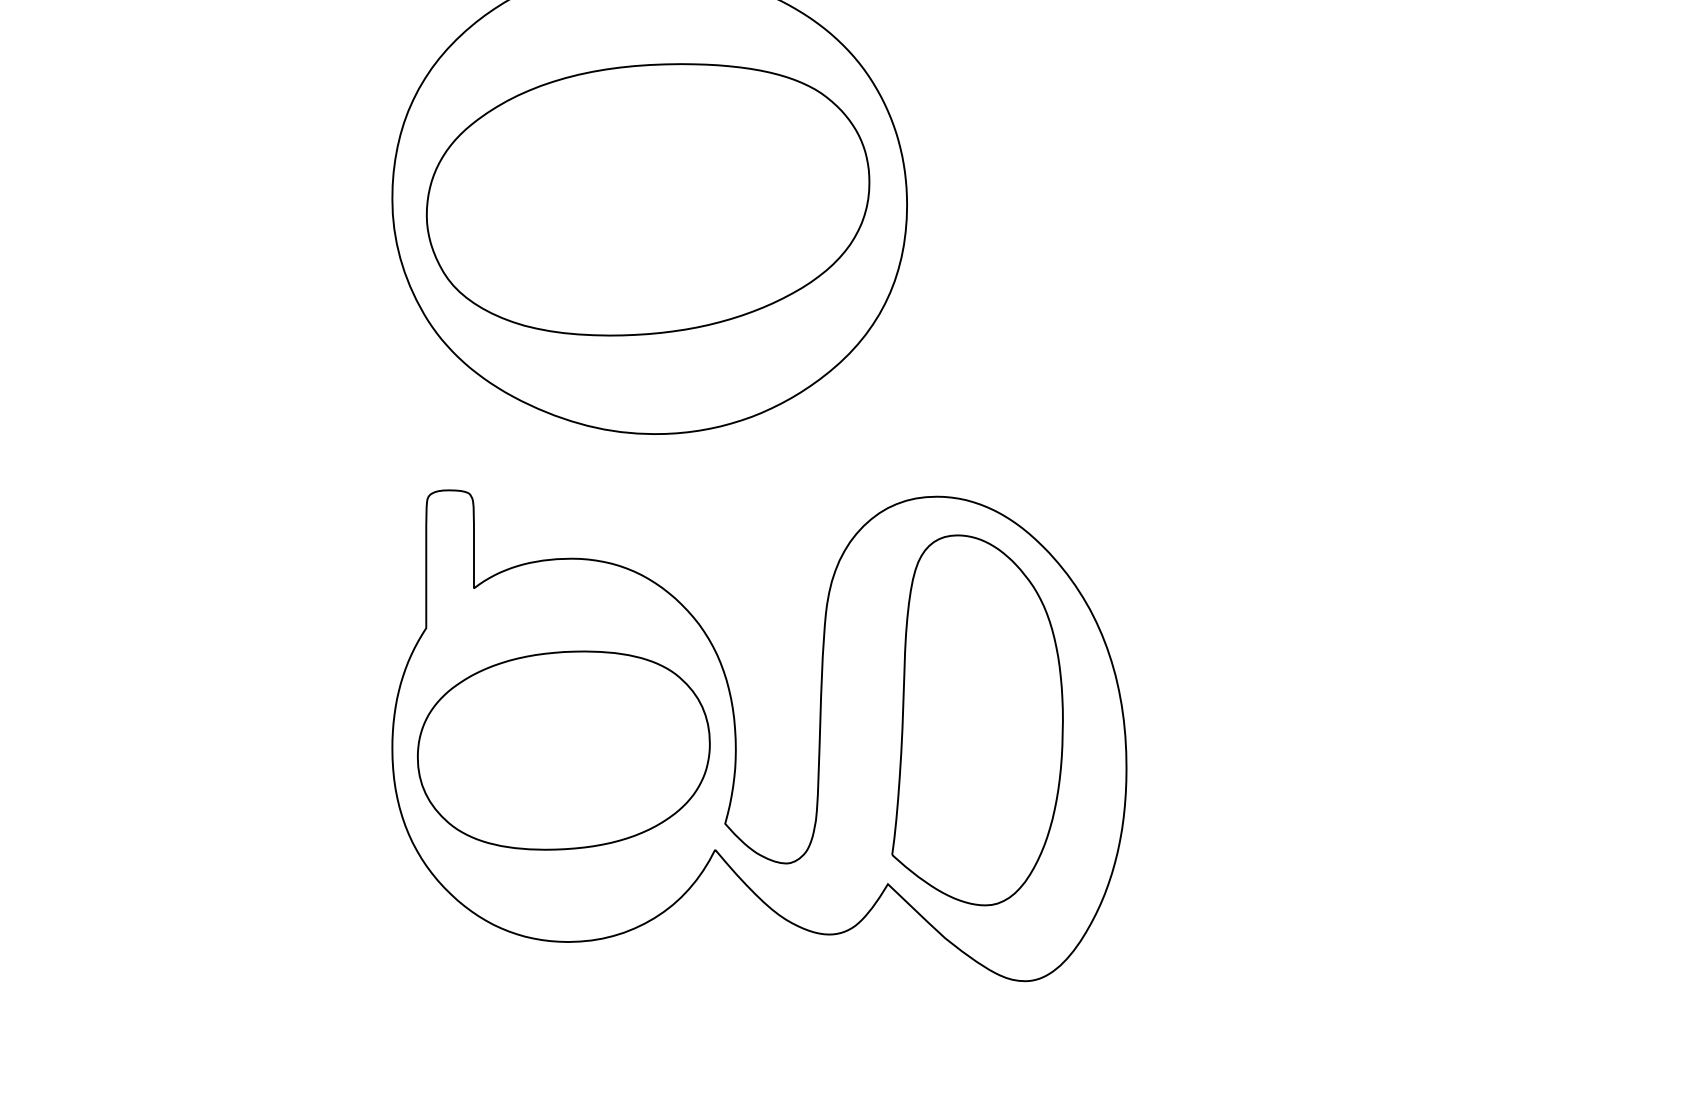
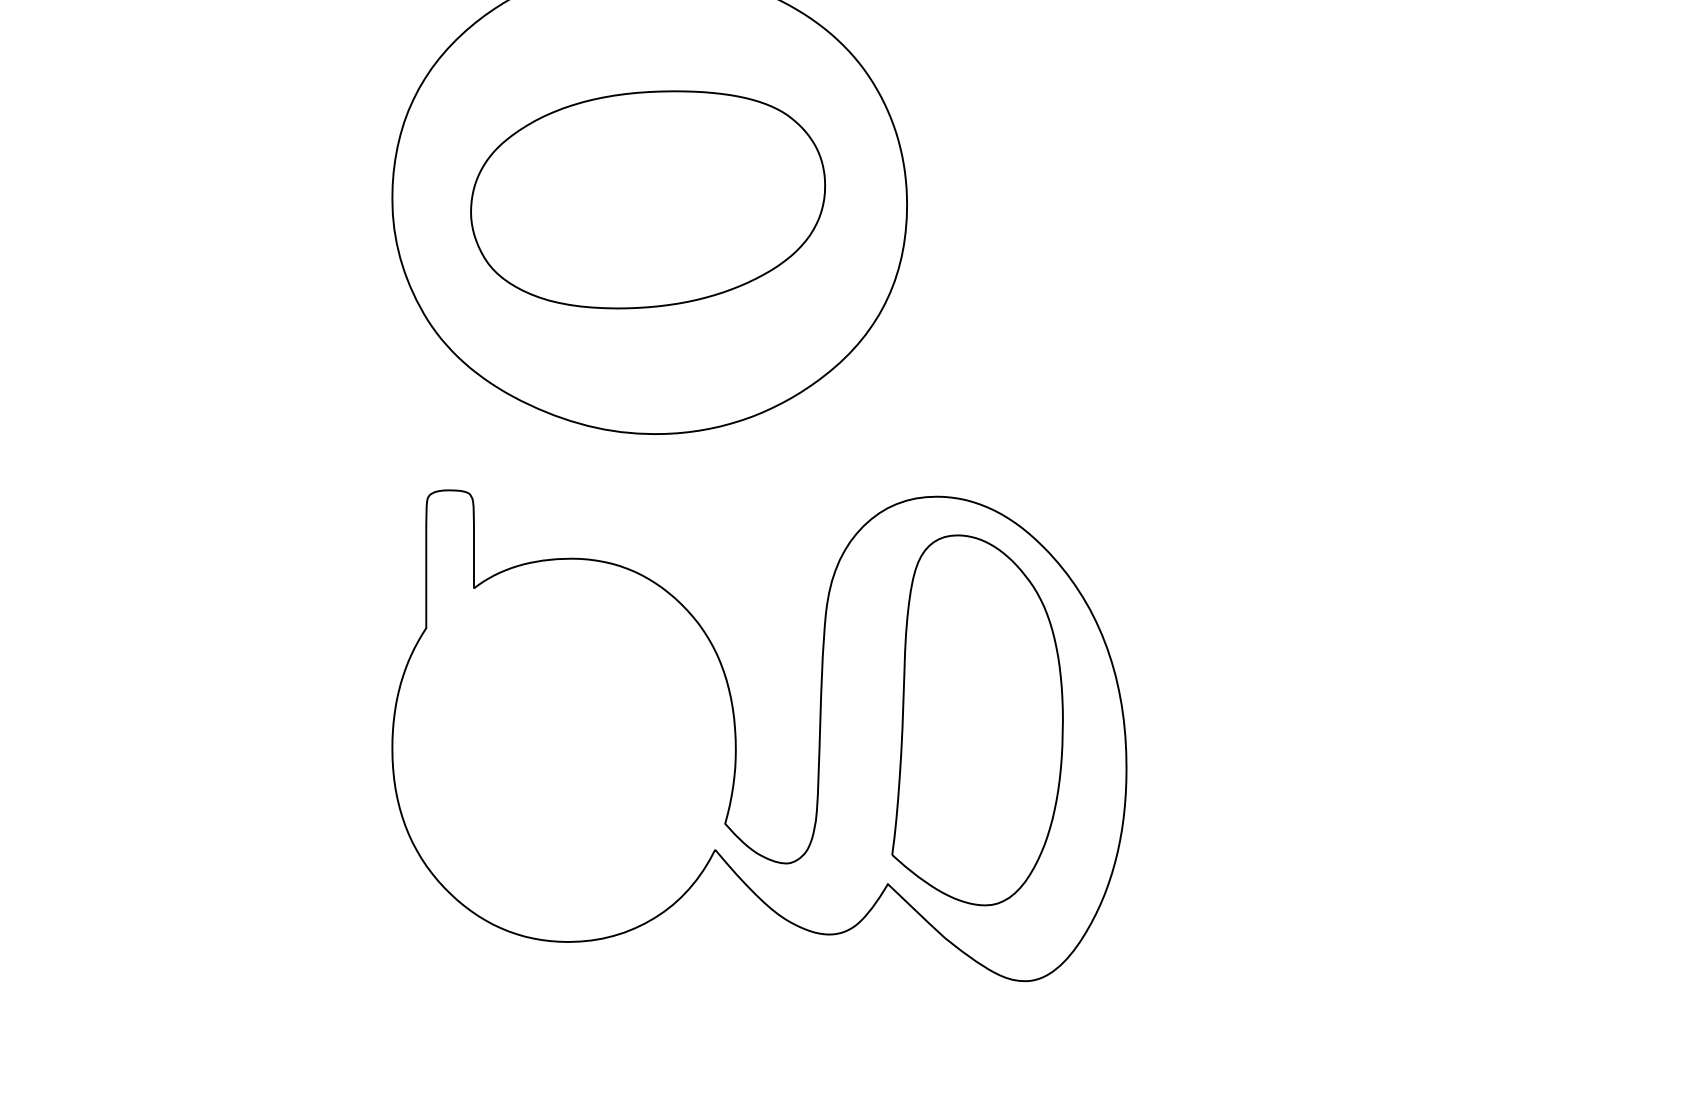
part size: 446x274 px -> 356x220 px (647, 199)
part: present -> none (563, 750)
